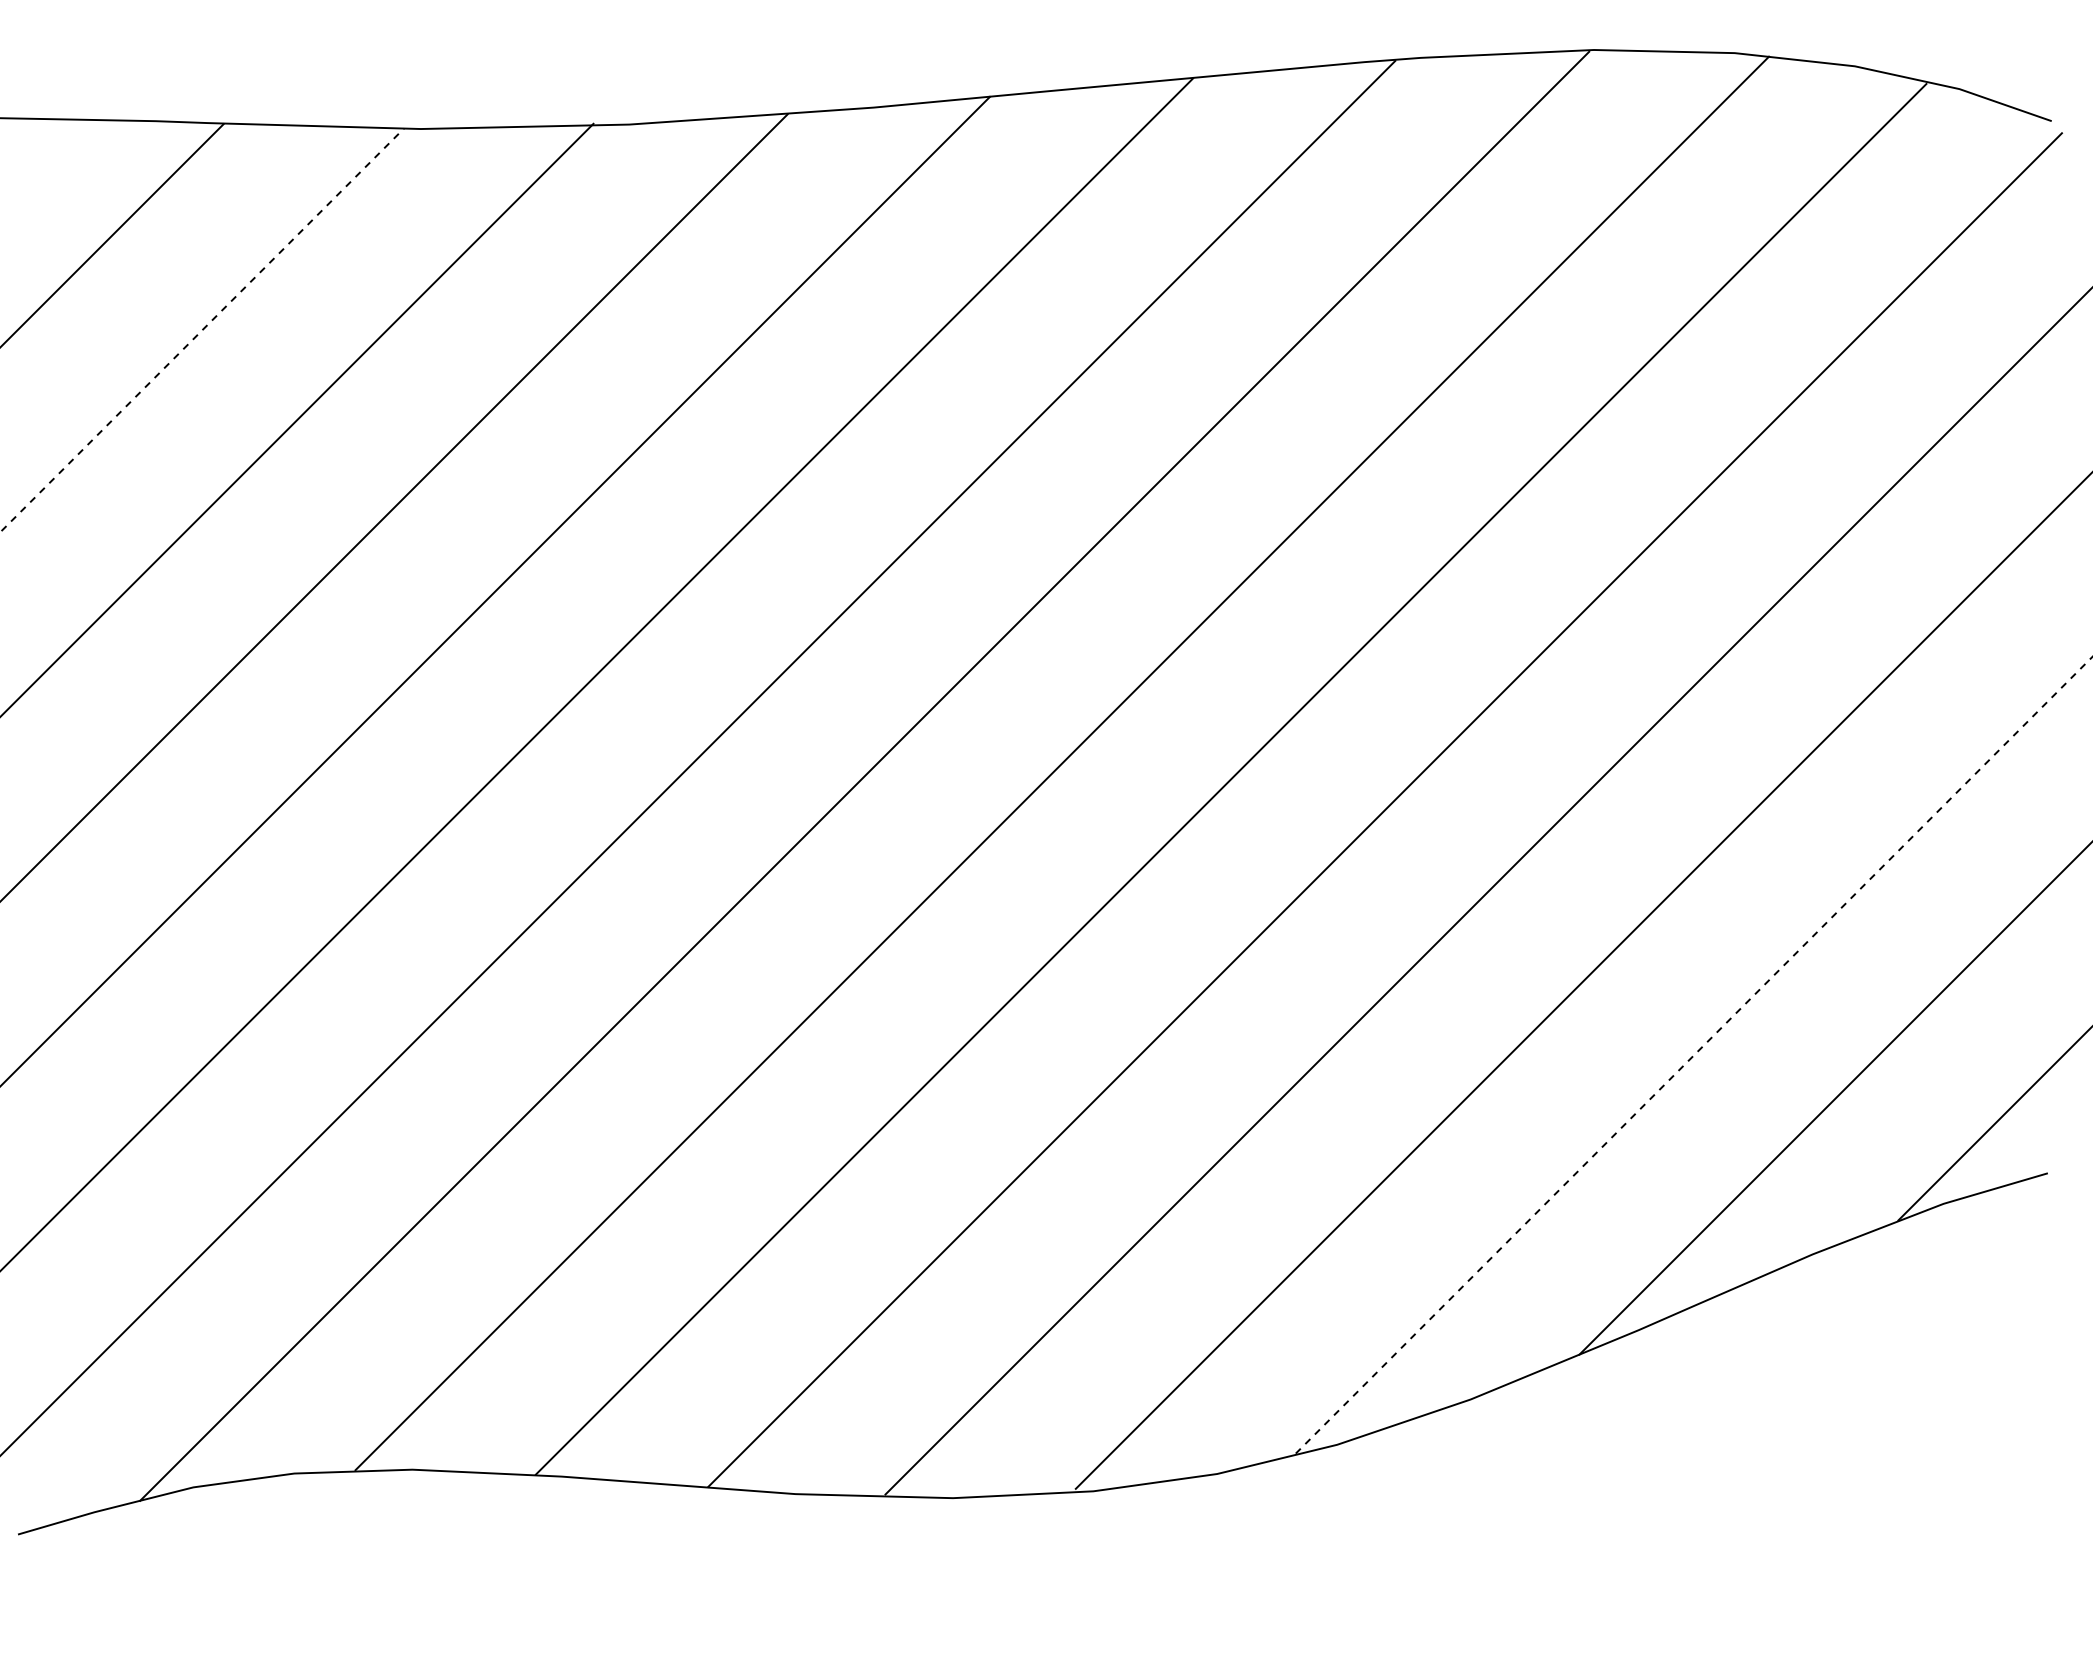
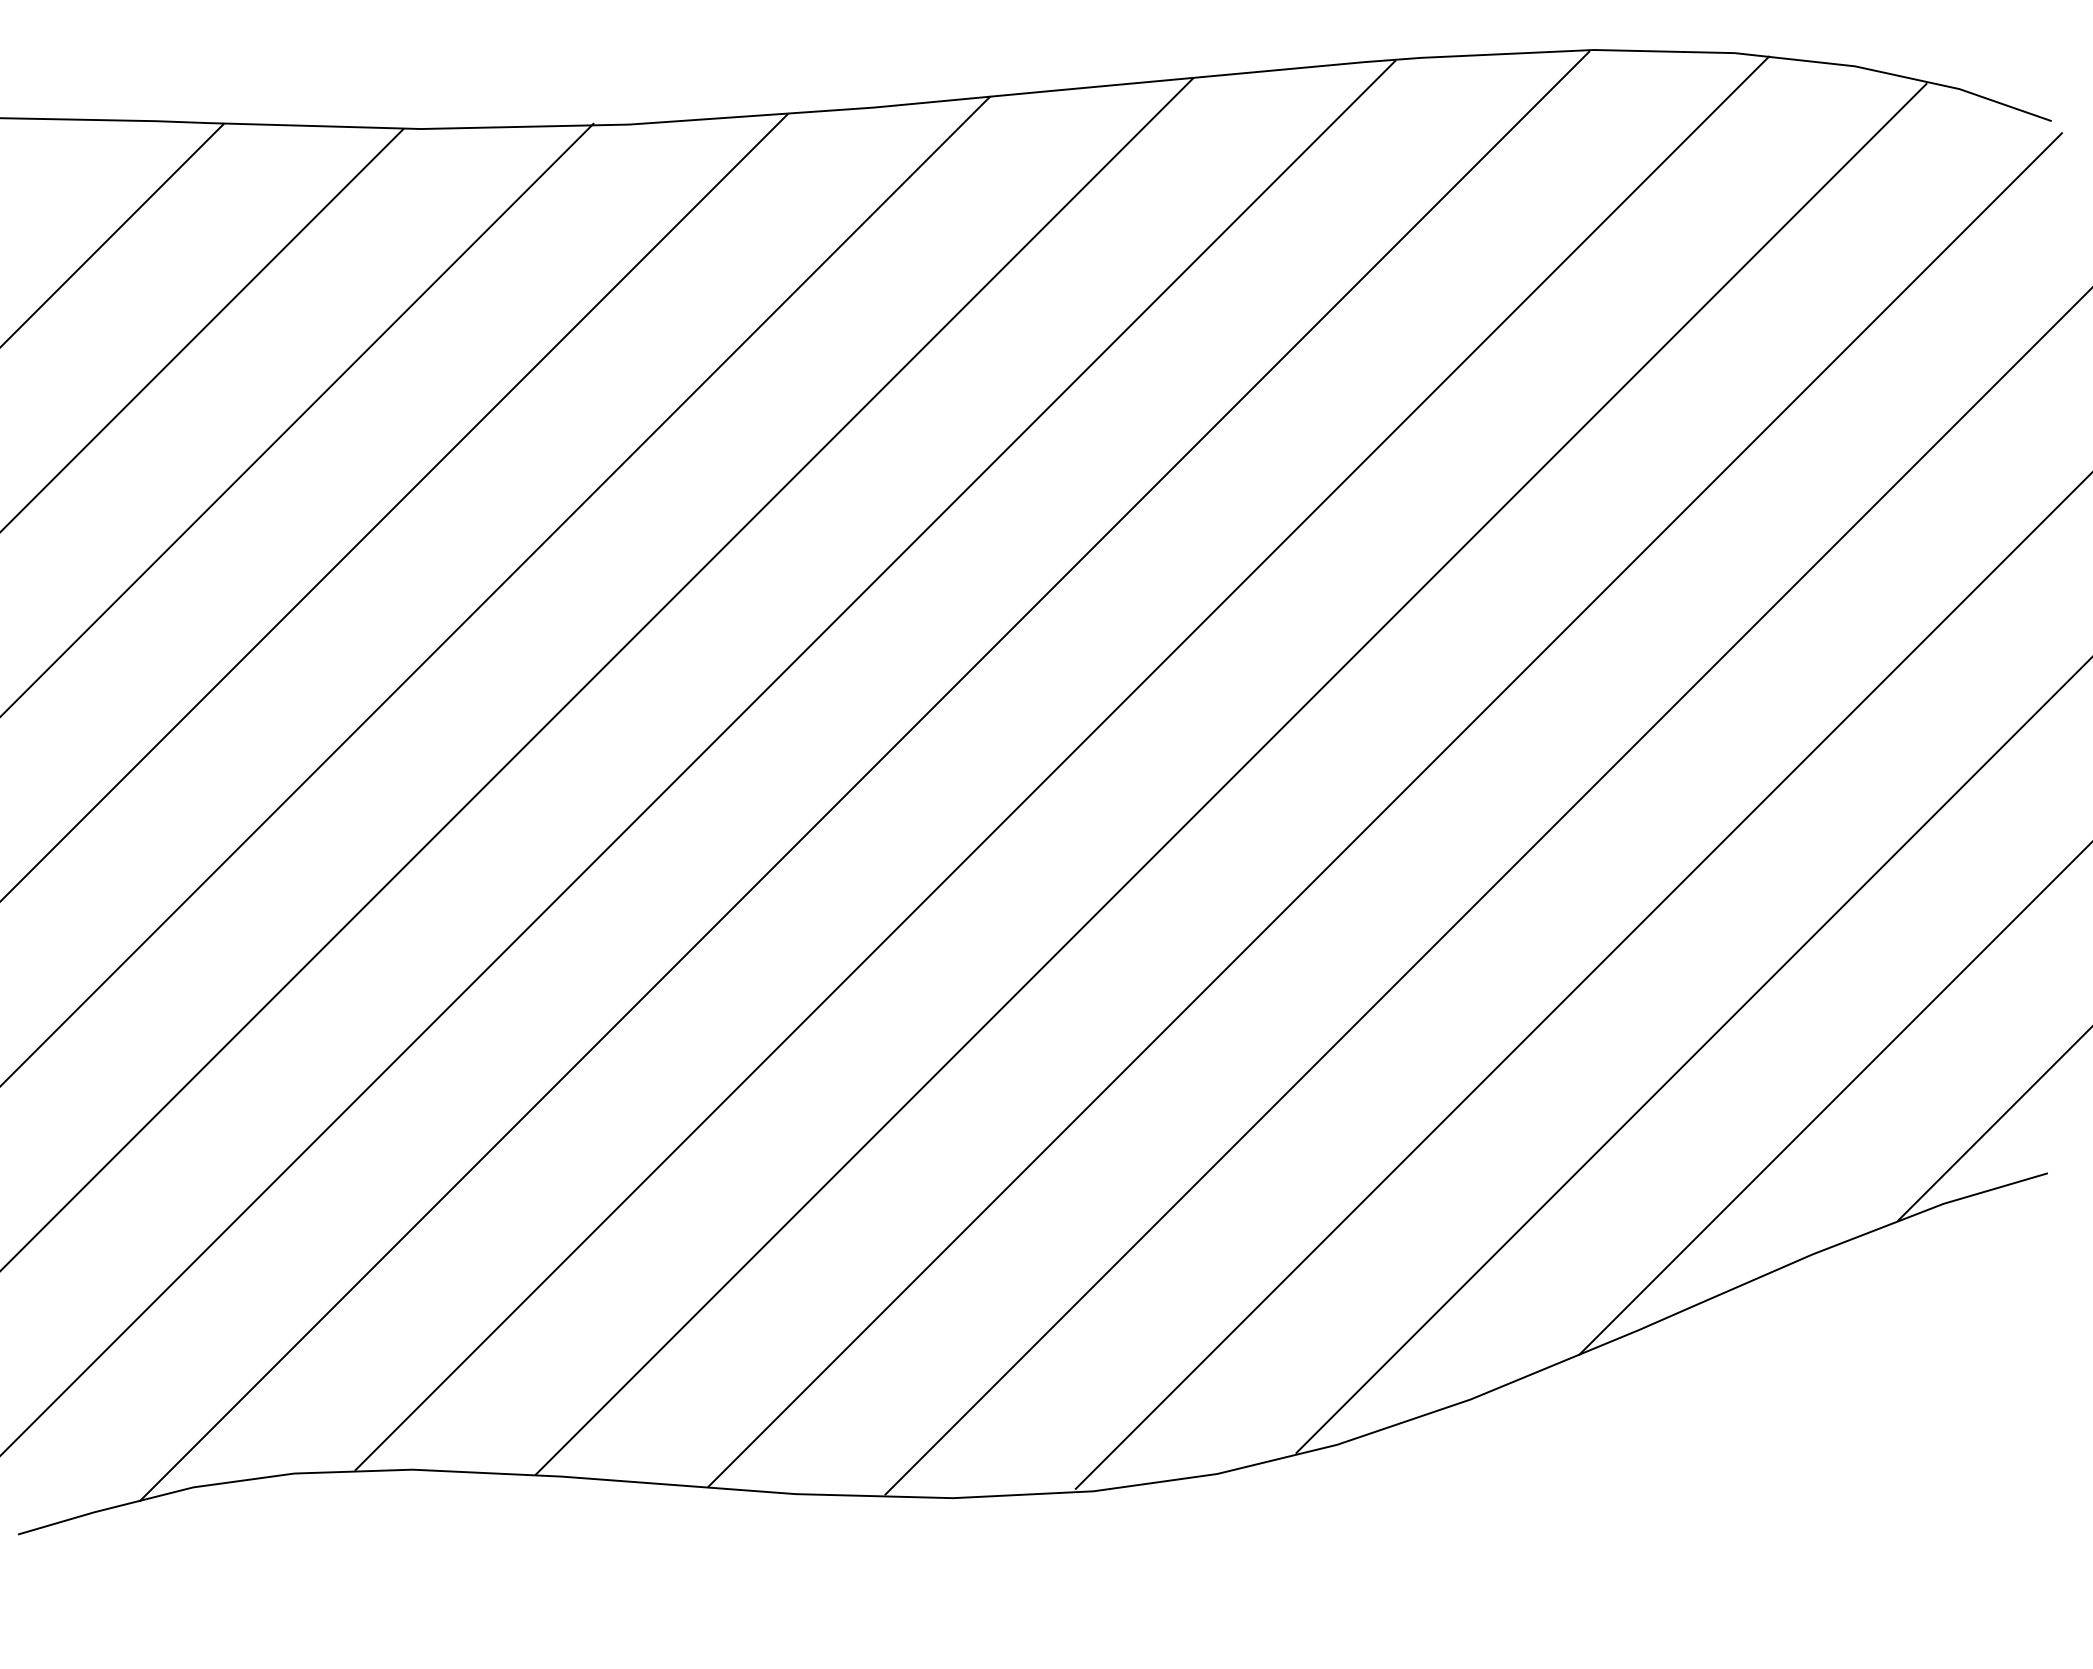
line: dashed -> solid (202, 330)
line: dashed -> solid (1694, 1054)
